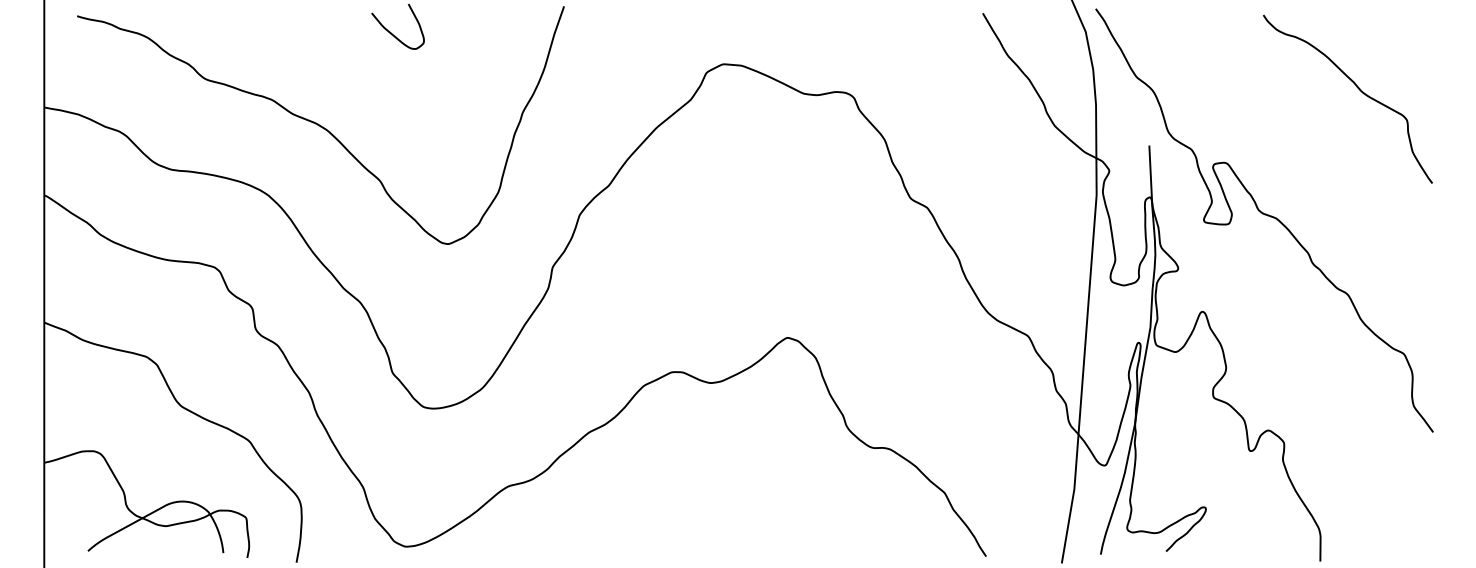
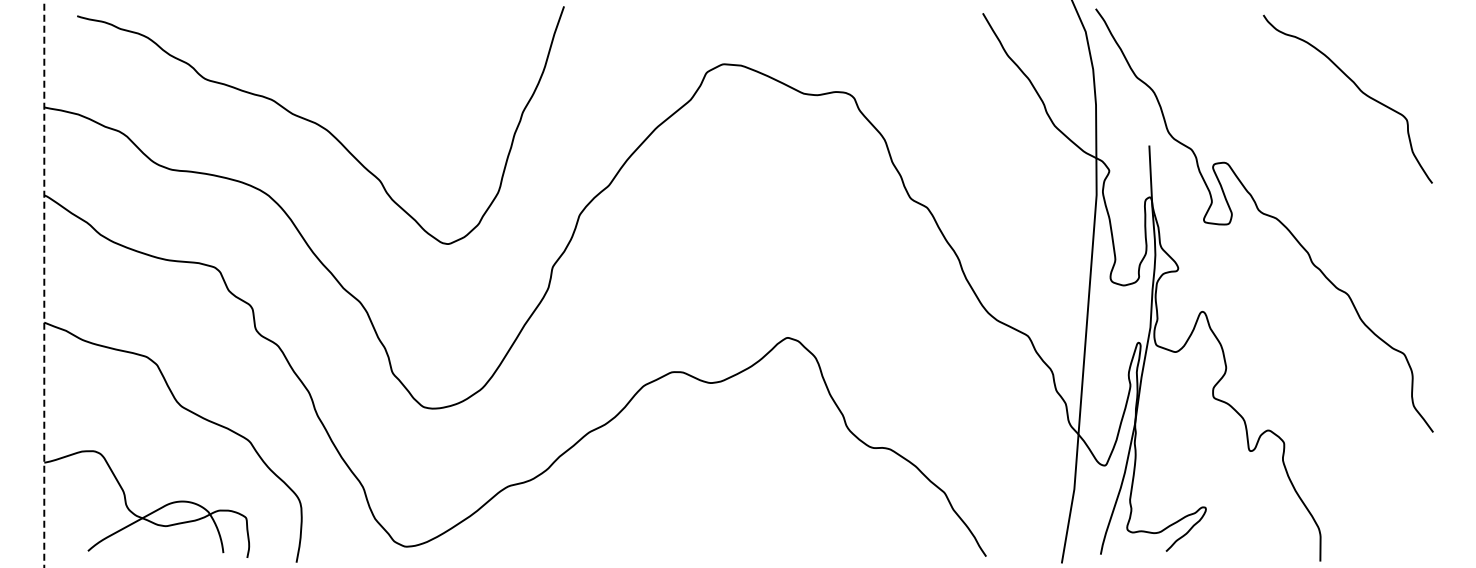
curve: present -> none (391, 32)
line: solid -> dashed (44, 283)
